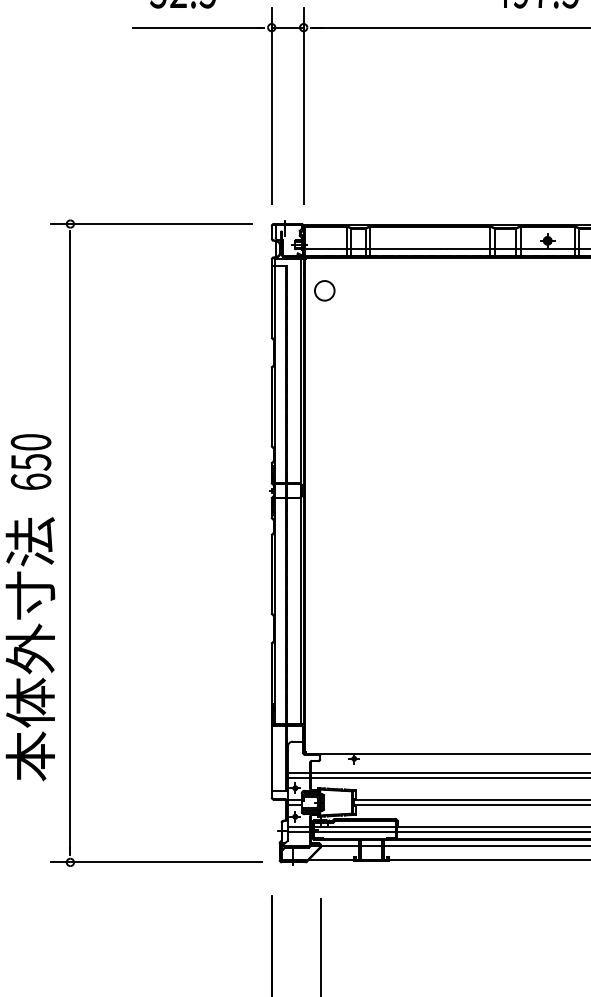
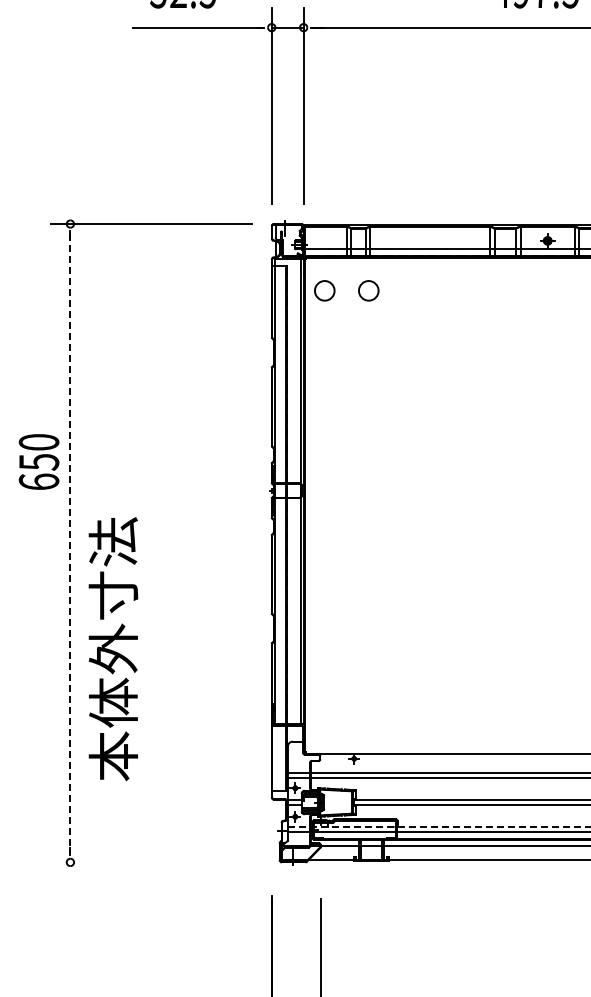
circle: none -> present (368, 290)
text position: (30, 461) -> (38, 461) (38, 461)
line: solid -> dashed (70, 543)
text position: (30, 649) -> (113, 649) (113, 649)
line: solid -> dashed (439, 826)
line: present -> none (156, 862)
